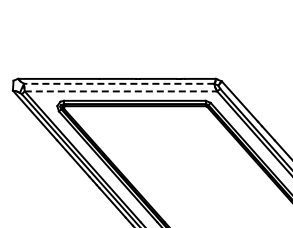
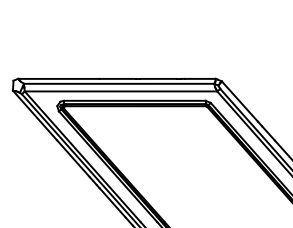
line: dashed -> solid (118, 83)
line: dashed -> solid (121, 91)
